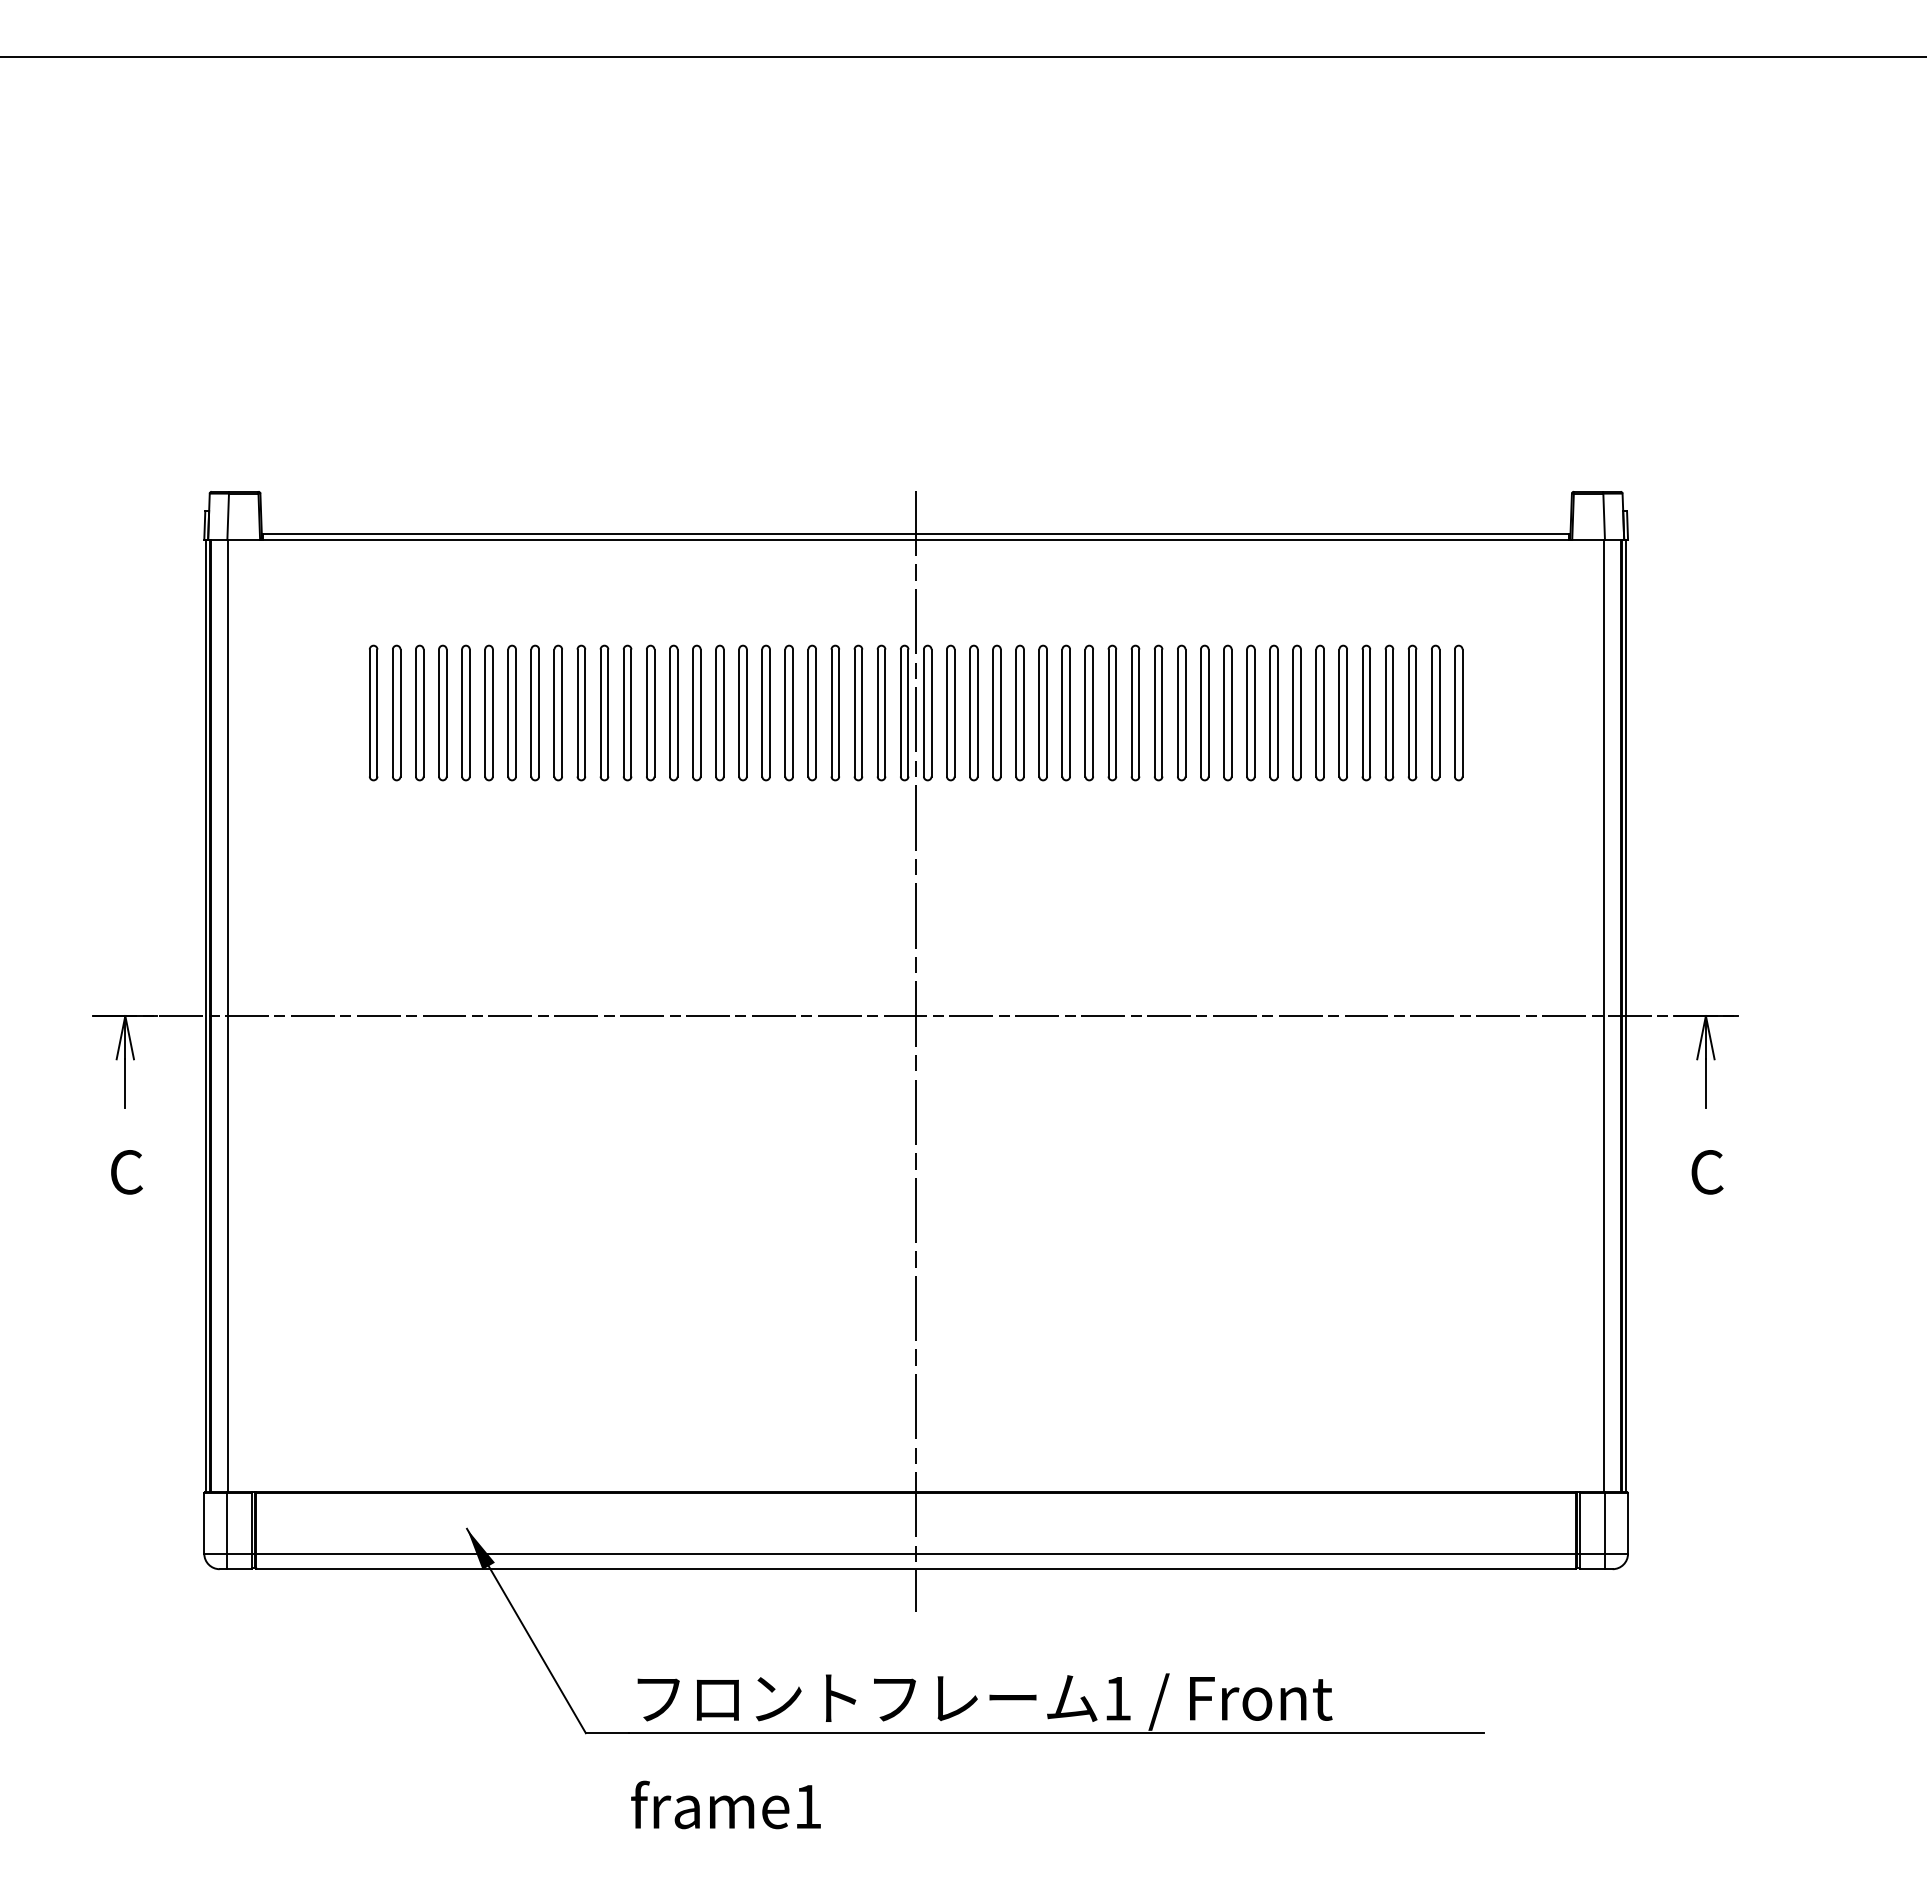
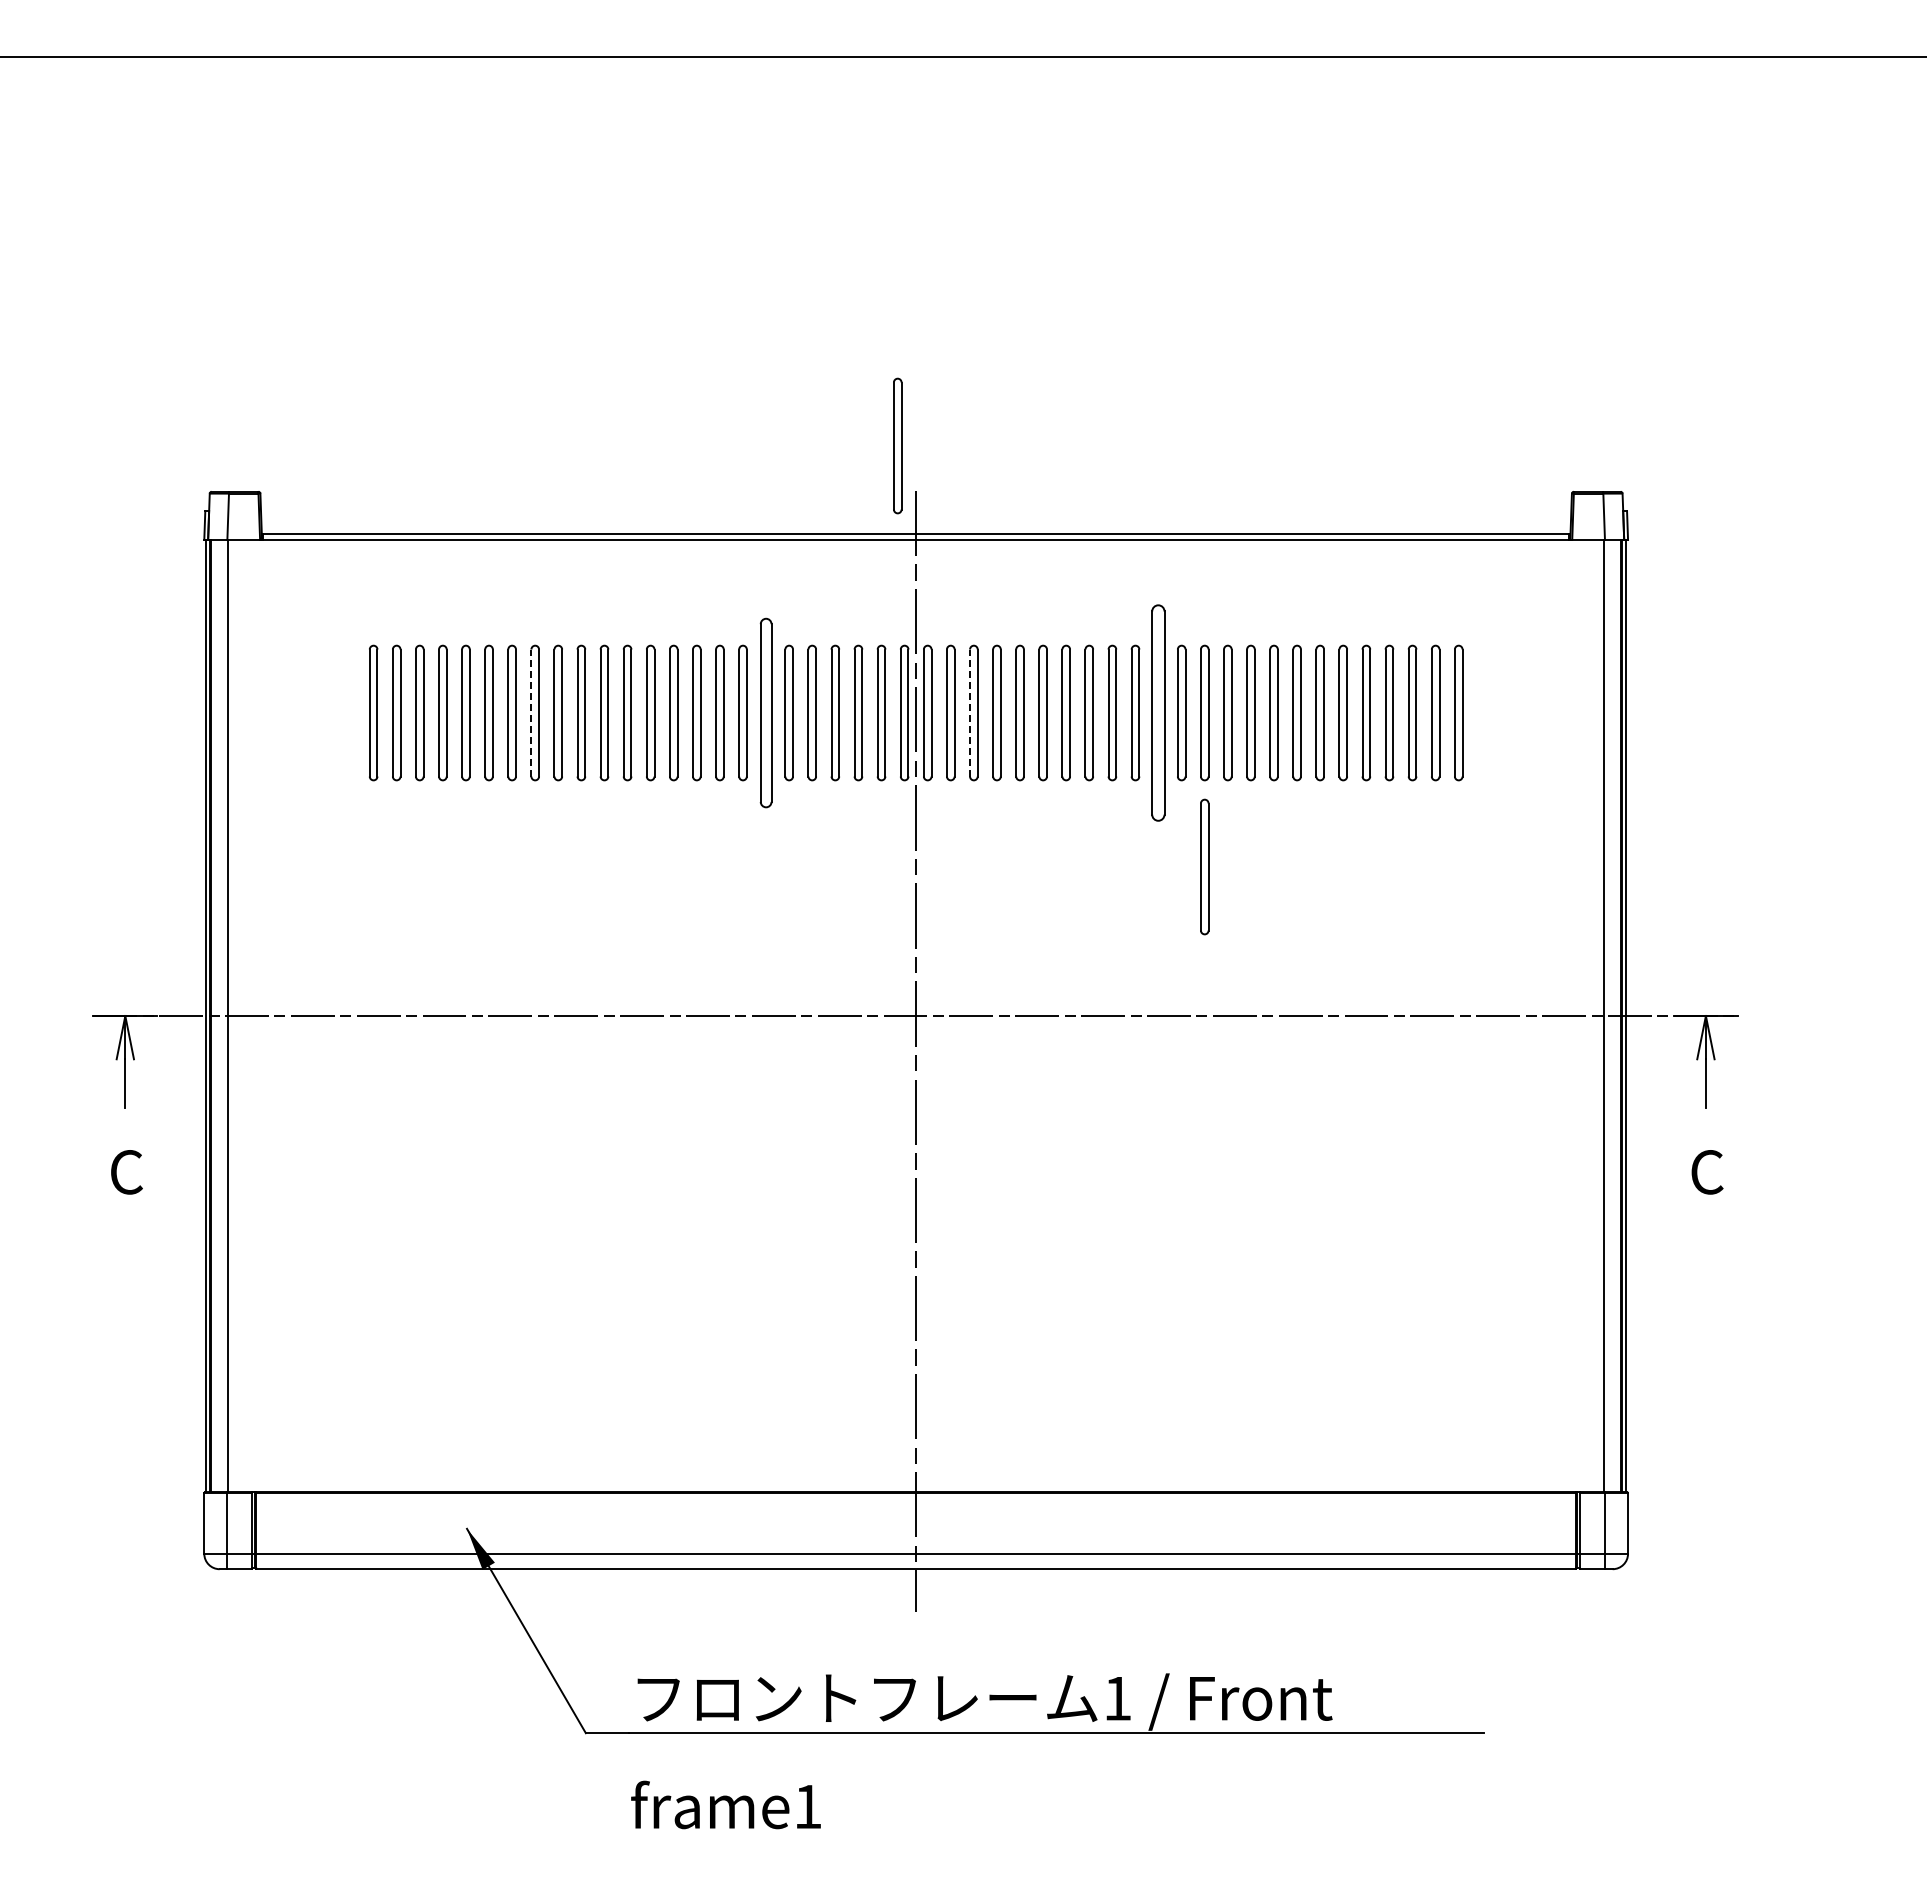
part: none -> present (897, 445)
line: solid -> dashed (531, 712)
part size: 10x138 px -> 14x192 px (765, 712)
line: solid -> dashed (970, 712)
part size: 10x138 px -> 15x218 px (1158, 712)
part: none -> present (1204, 866)
